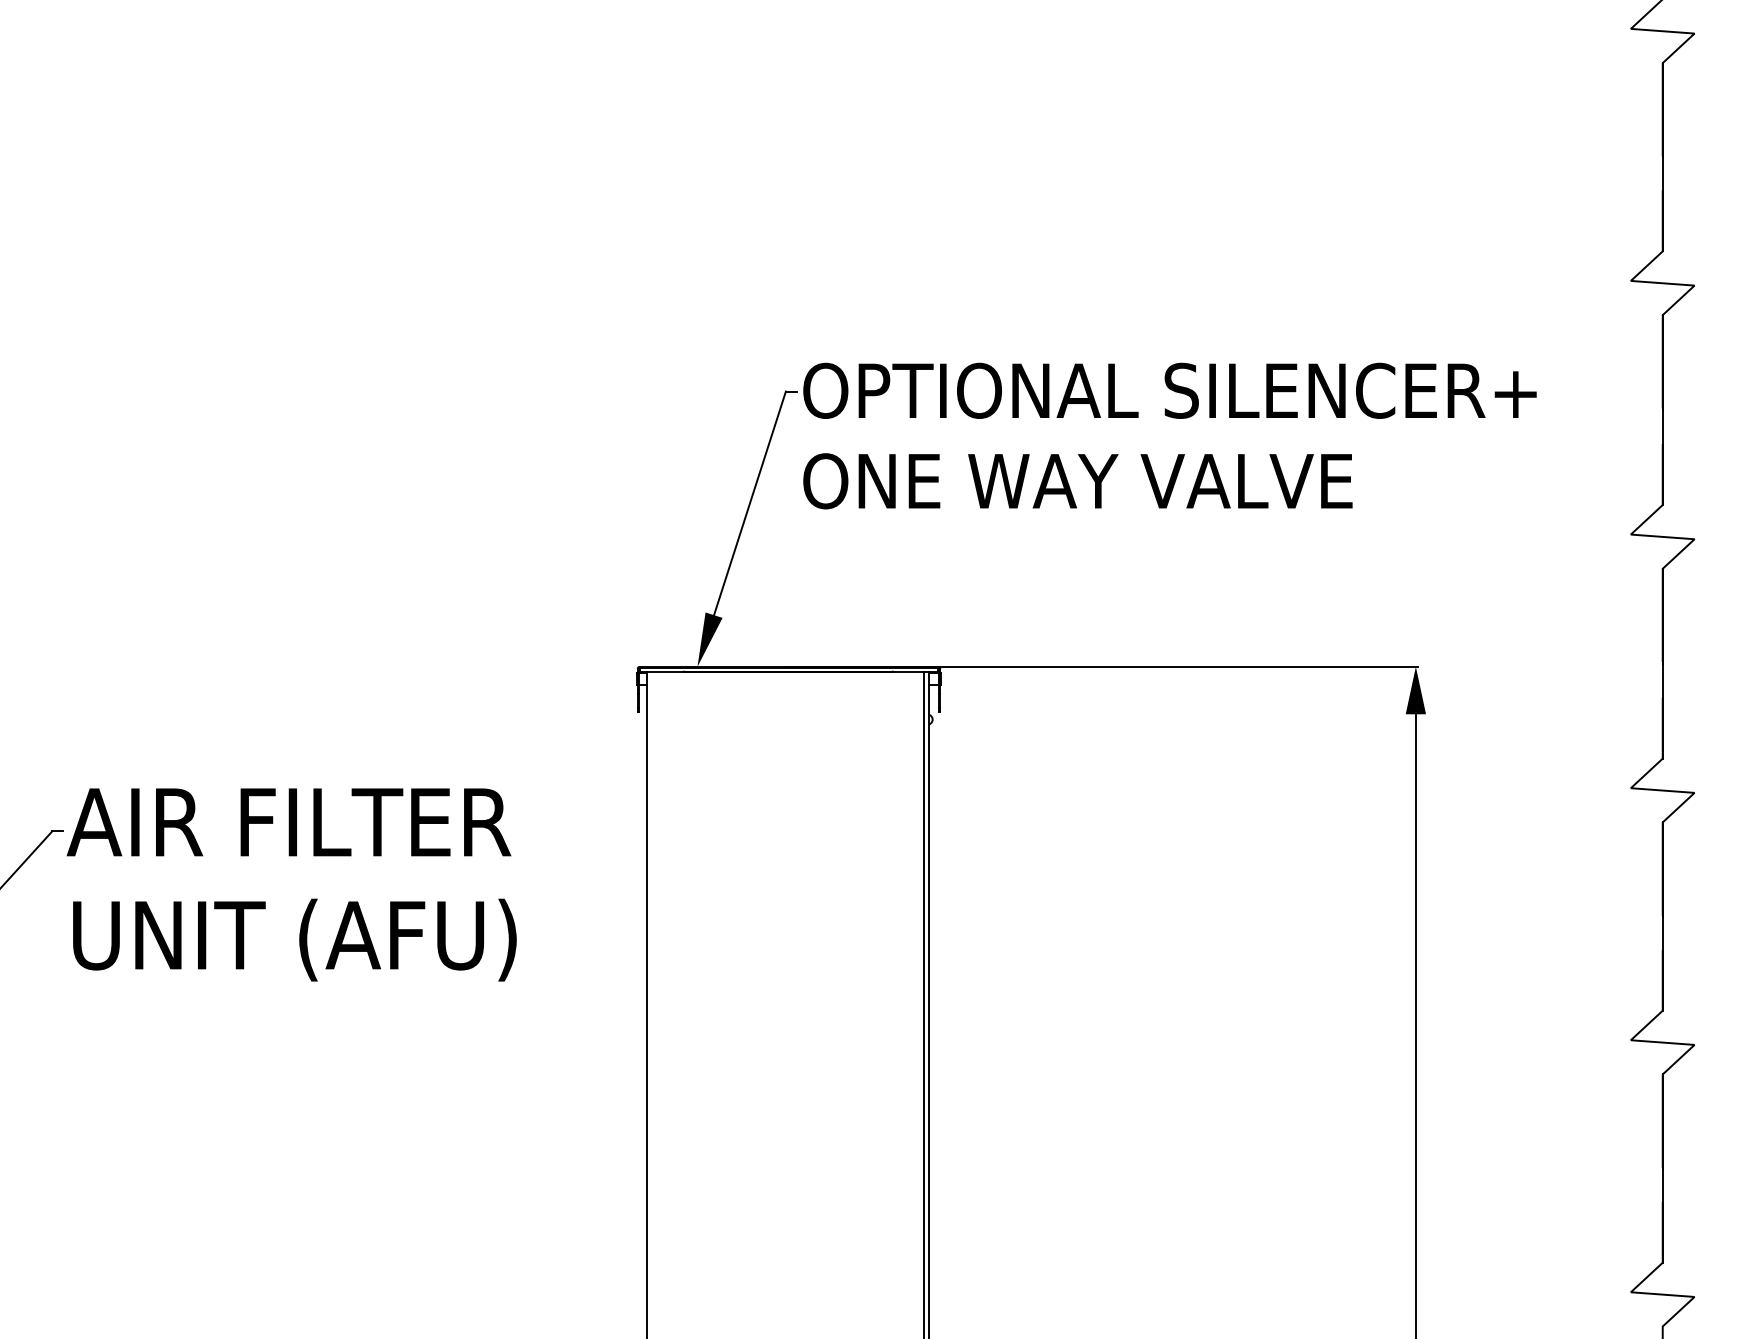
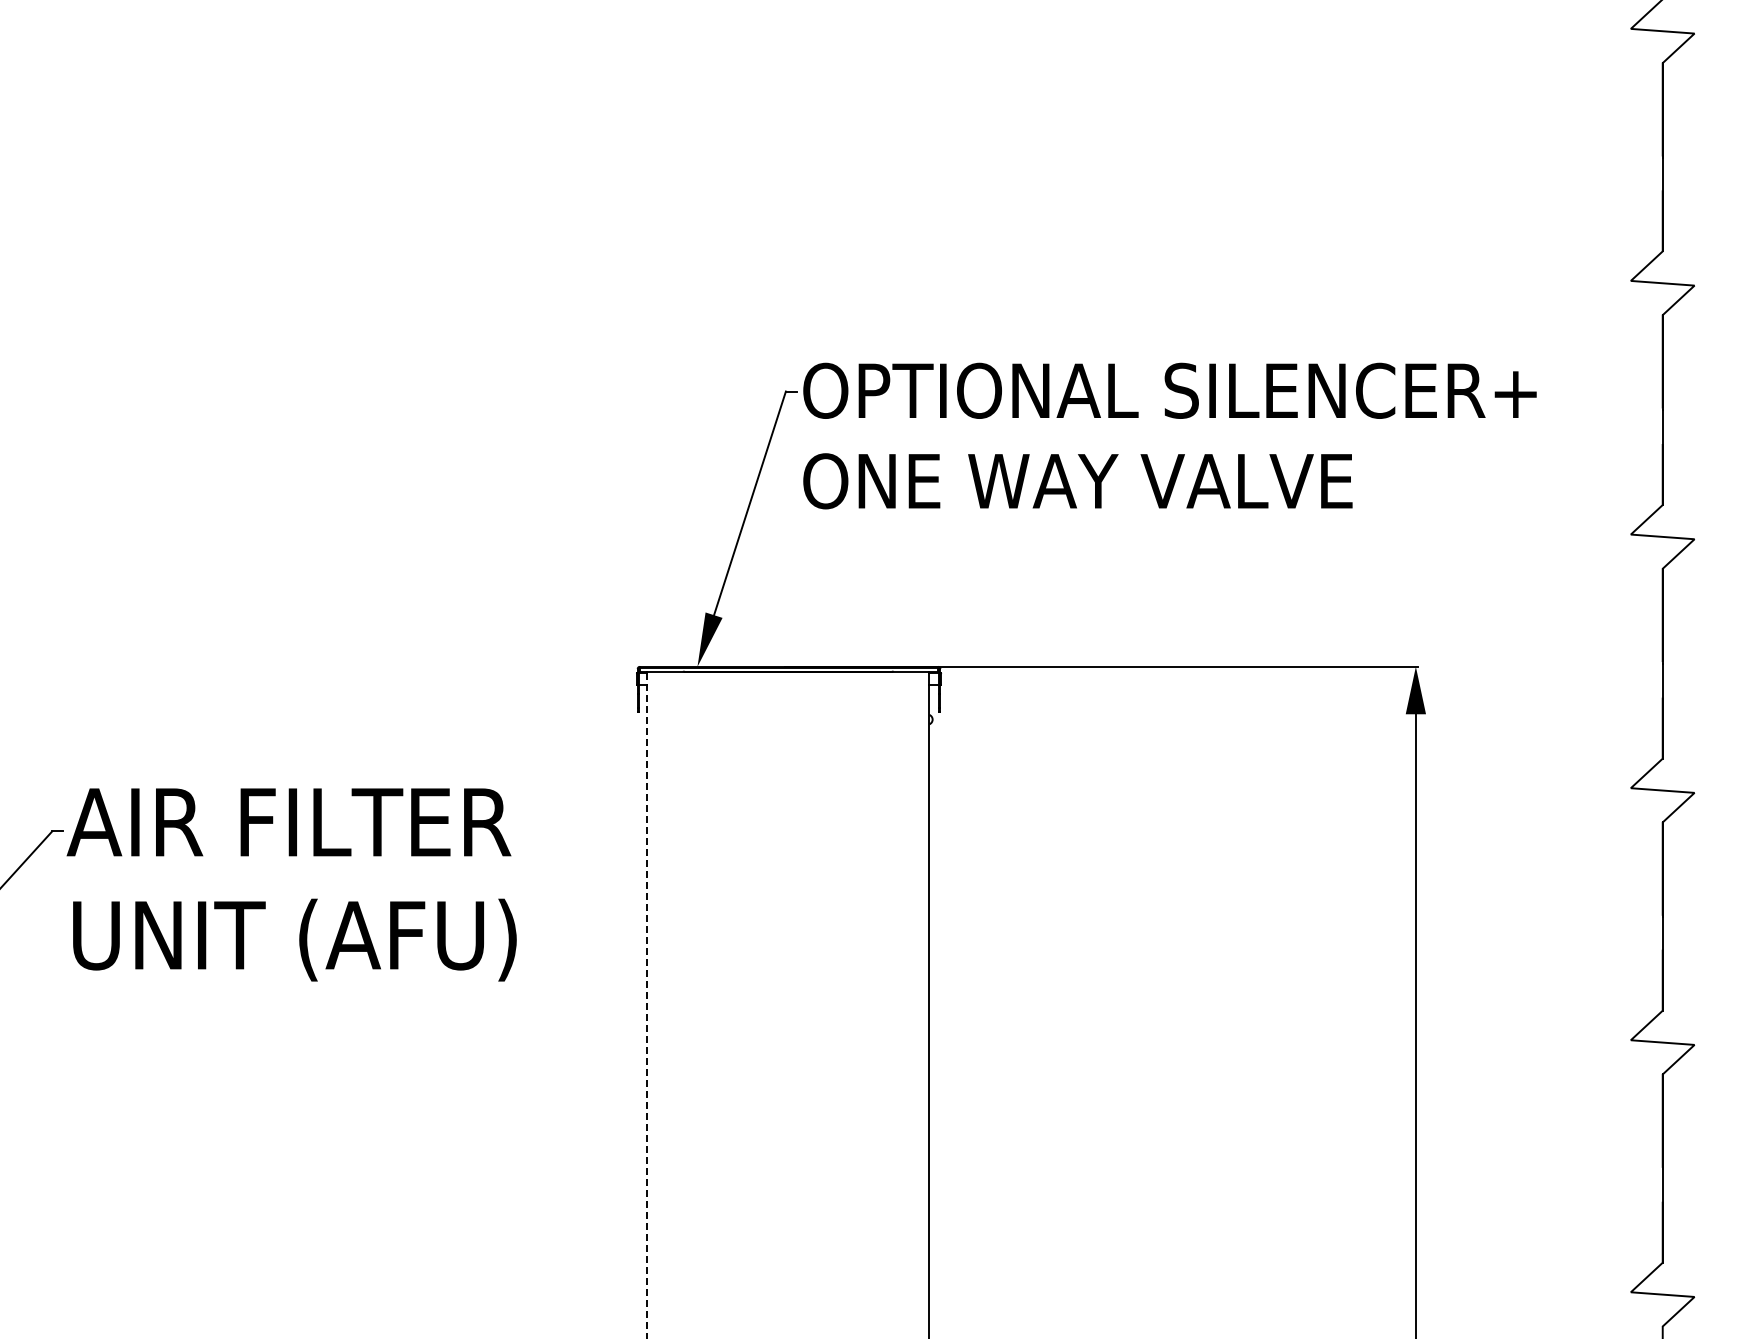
line: present -> none (924, 1003)
line: solid -> dashed (647, 1004)
